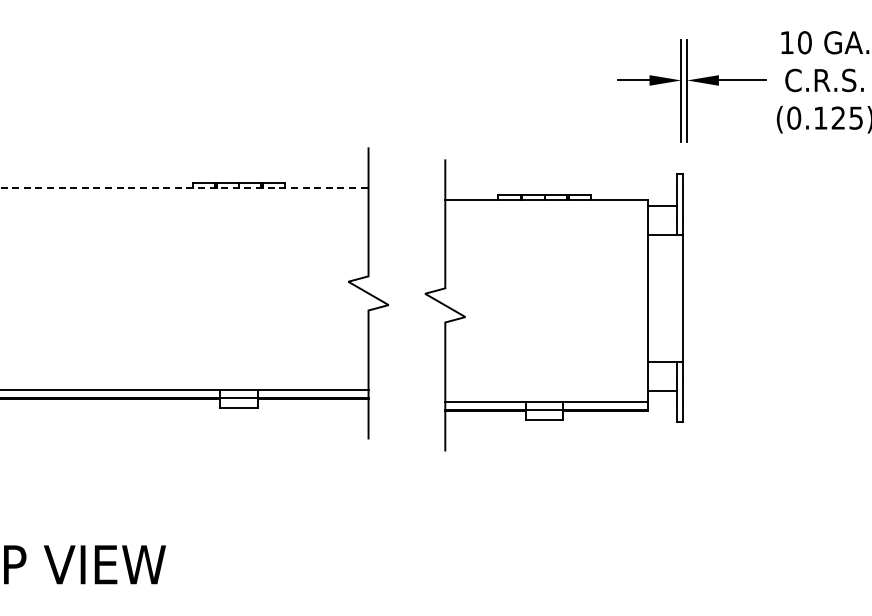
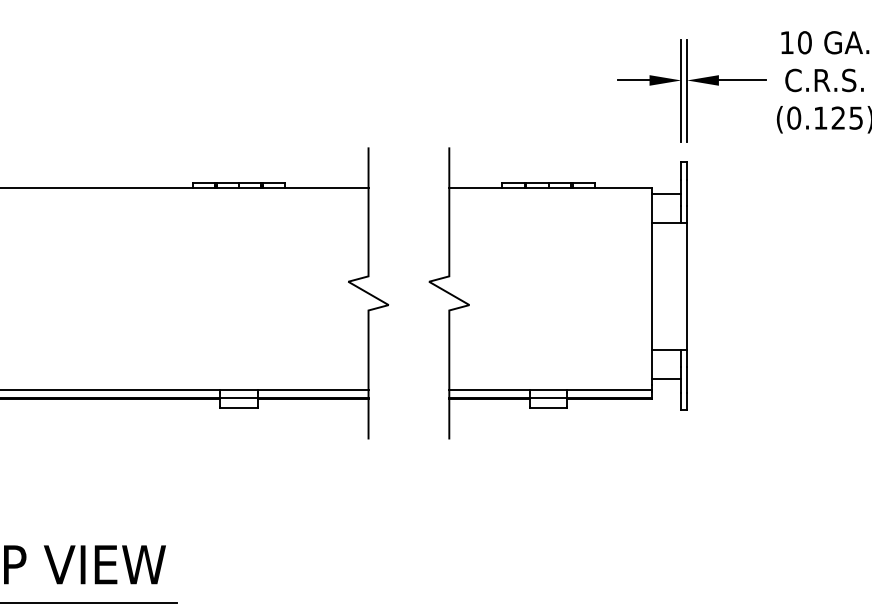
line: dashed -> solid (184, 187)
part position: (553, 305) -> (557, 293) (557, 293)
line: none -> present (89, 603)
